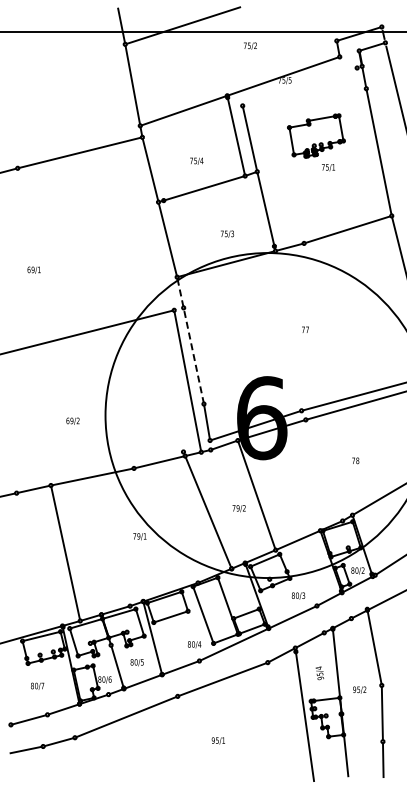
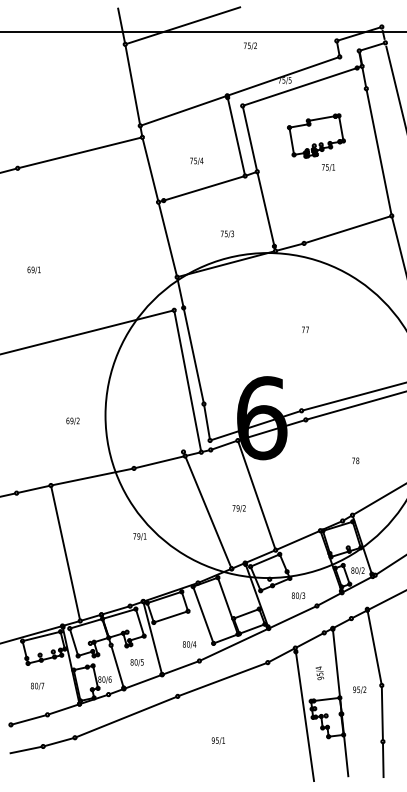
line: none -> present (302, 85)
line: dashed -> solid (190, 341)
text position: (194, 644) -> (189, 644) (189, 644)
